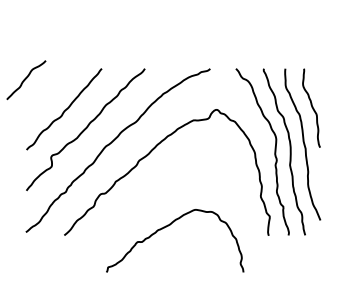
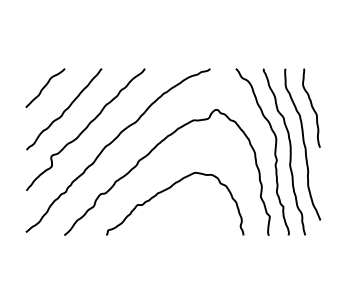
curve position: (26, 79) -> (45, 87) (45, 87)
curve position: (168, 226) -> (168, 189) (168, 189)
